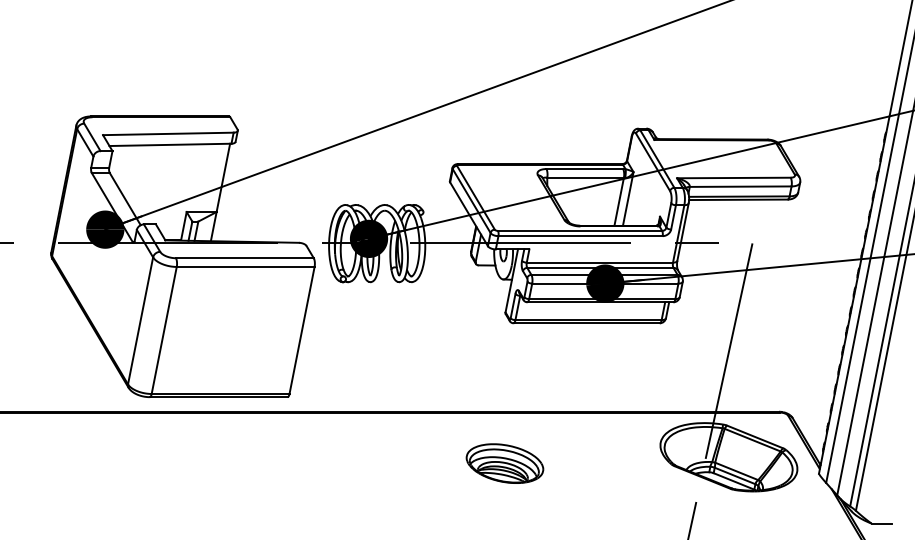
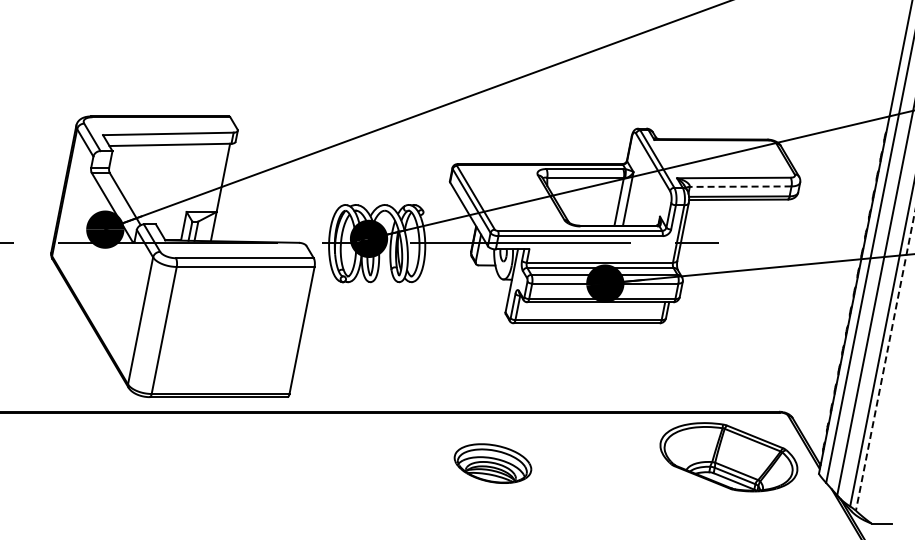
line: solid -> dashed (740, 186)
line: solid -> dashed (885, 361)
line: present -> none (720, 389)
part position: (504, 463) -> (492, 463) (492, 463)
